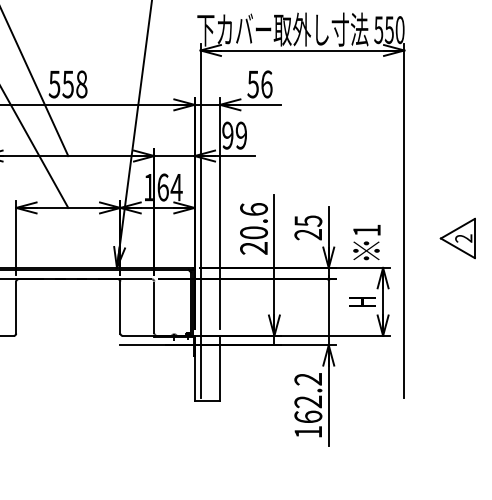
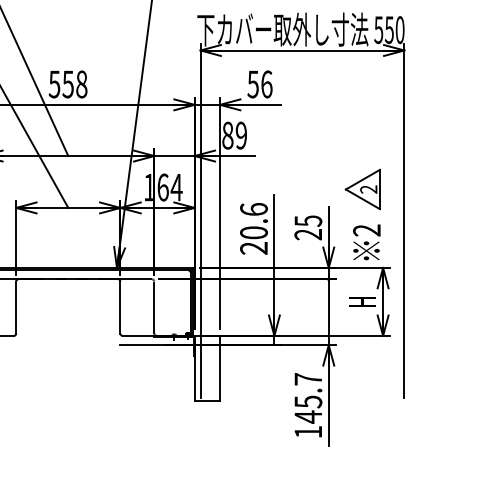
text: 99 -> 89 (227, 135)
text: 1 -> 2 (366, 230)
part position: (457, 238) -> (362, 189) (362, 189)
text: 162.2 -> 145.7 (308, 398)
